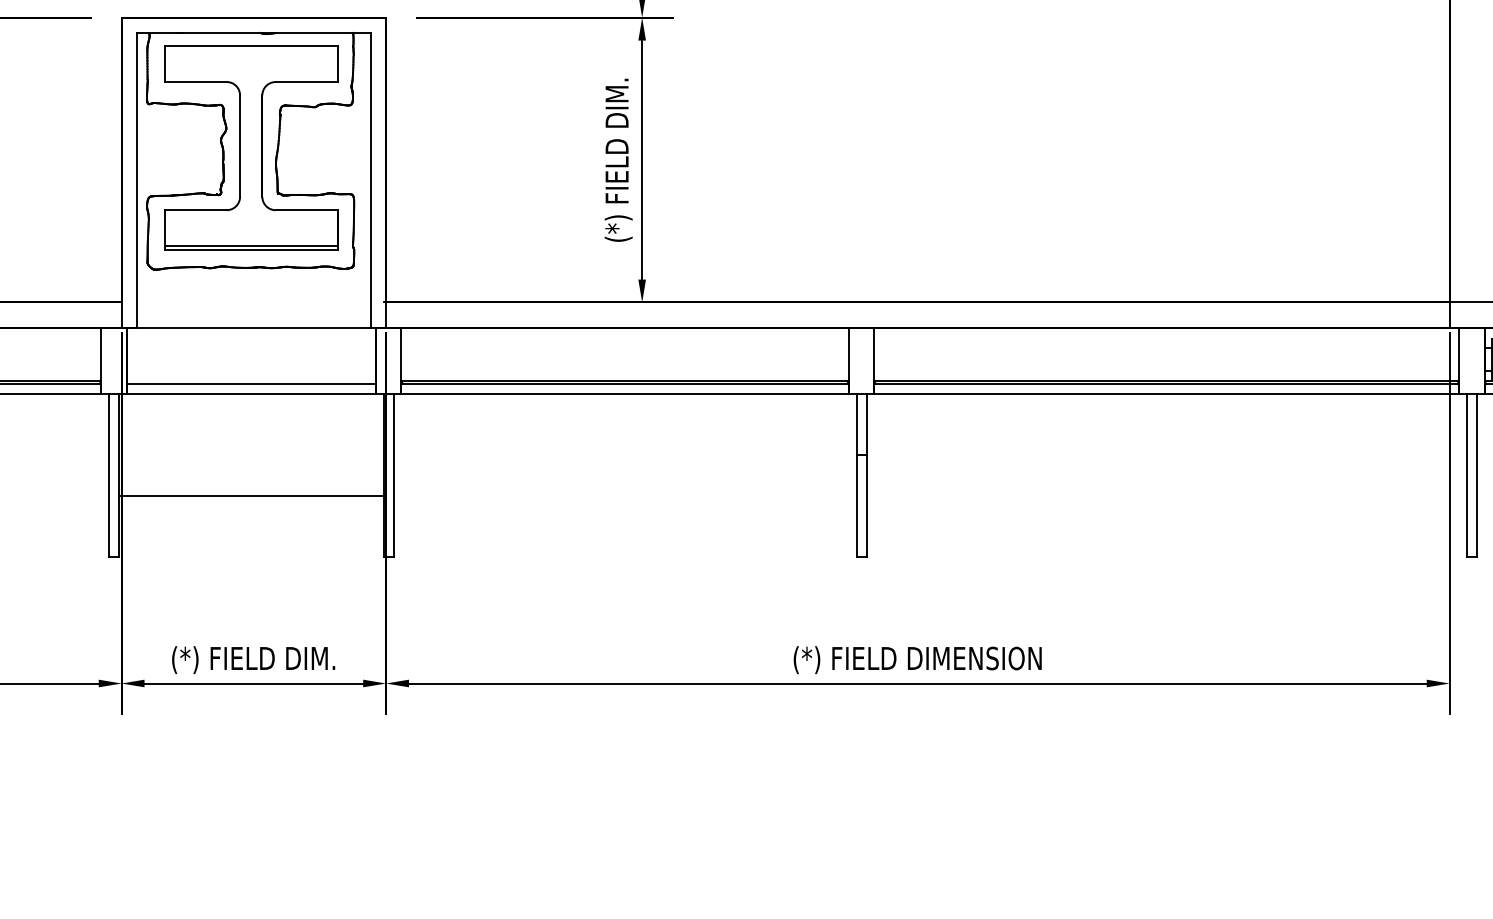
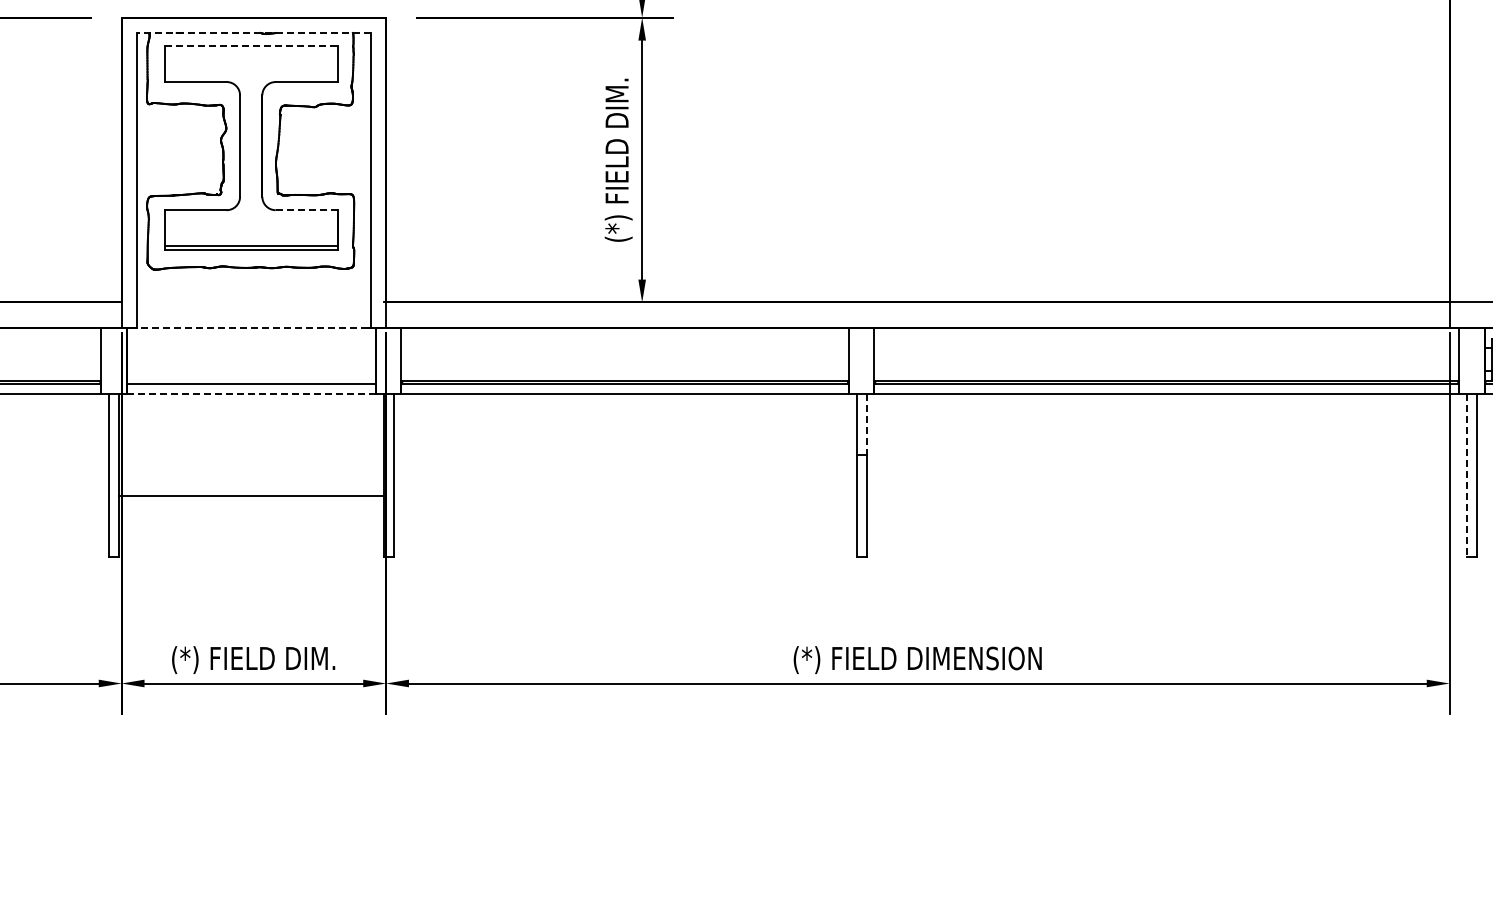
line: solid -> dashed (253, 32)
line: solid -> dashed (251, 46)
line: solid -> dashed (306, 210)
line: solid -> dashed (251, 327)
line: solid -> dashed (251, 394)
line: solid -> dashed (866, 424)
line: solid -> dashed (1466, 475)
